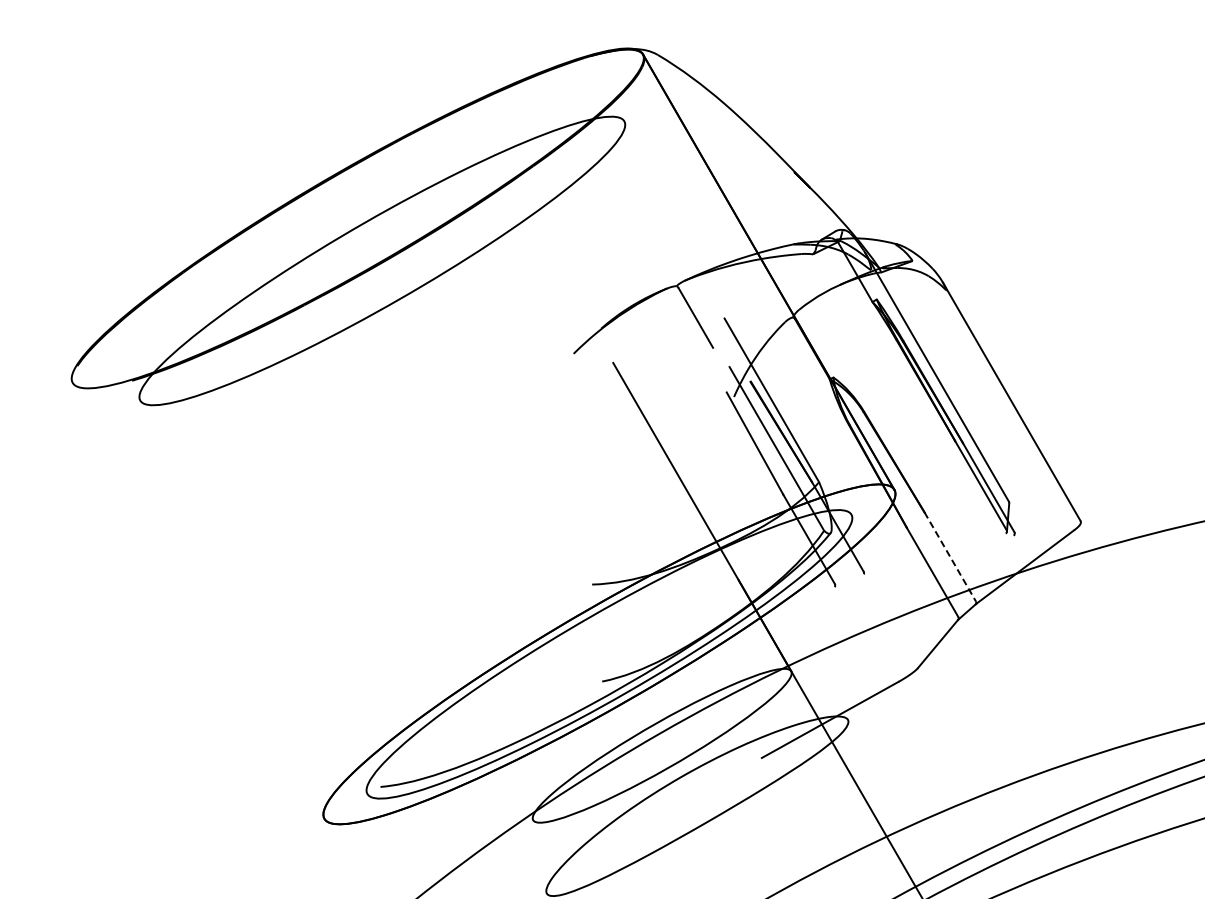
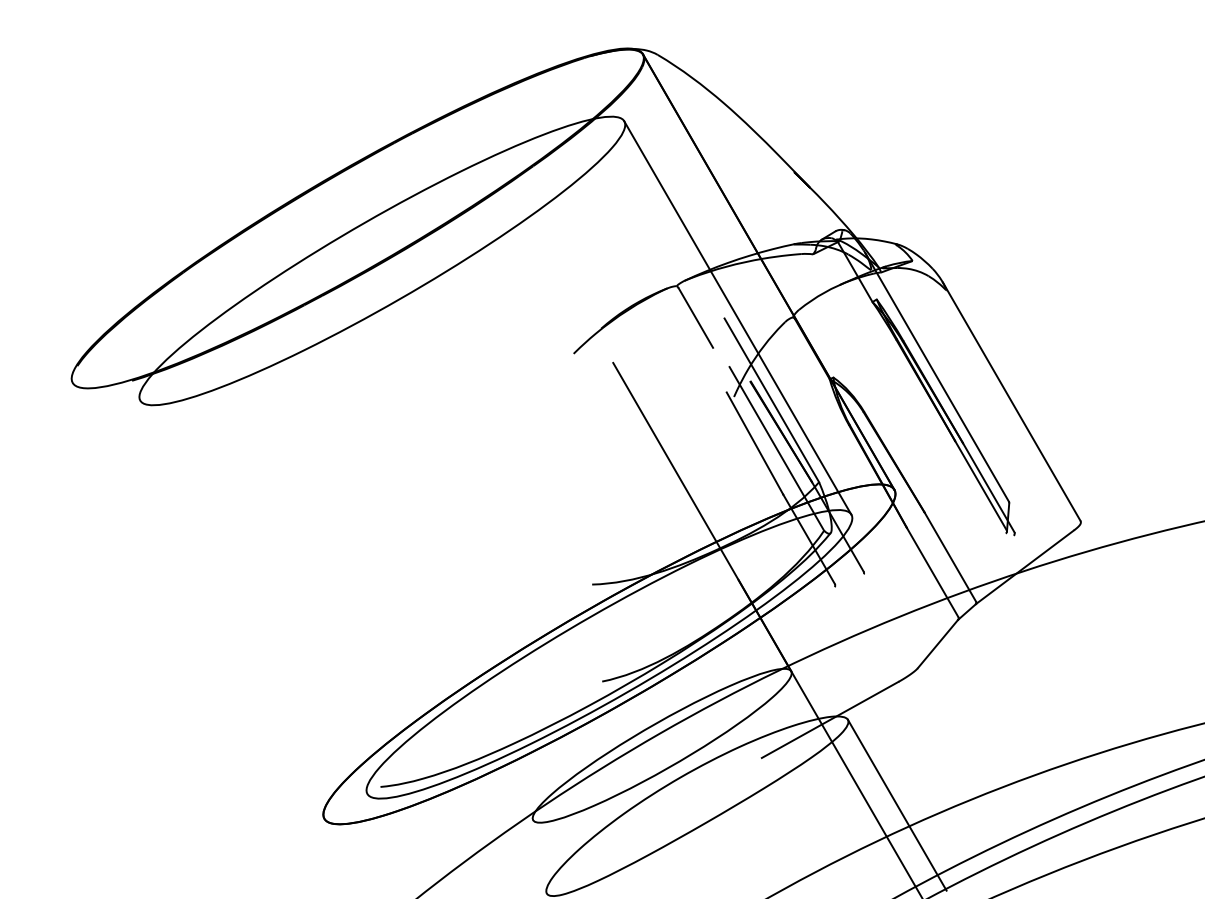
line: none -> present (737, 317)
line: dashed -> solid (950, 556)
line: none -> present (896, 804)
